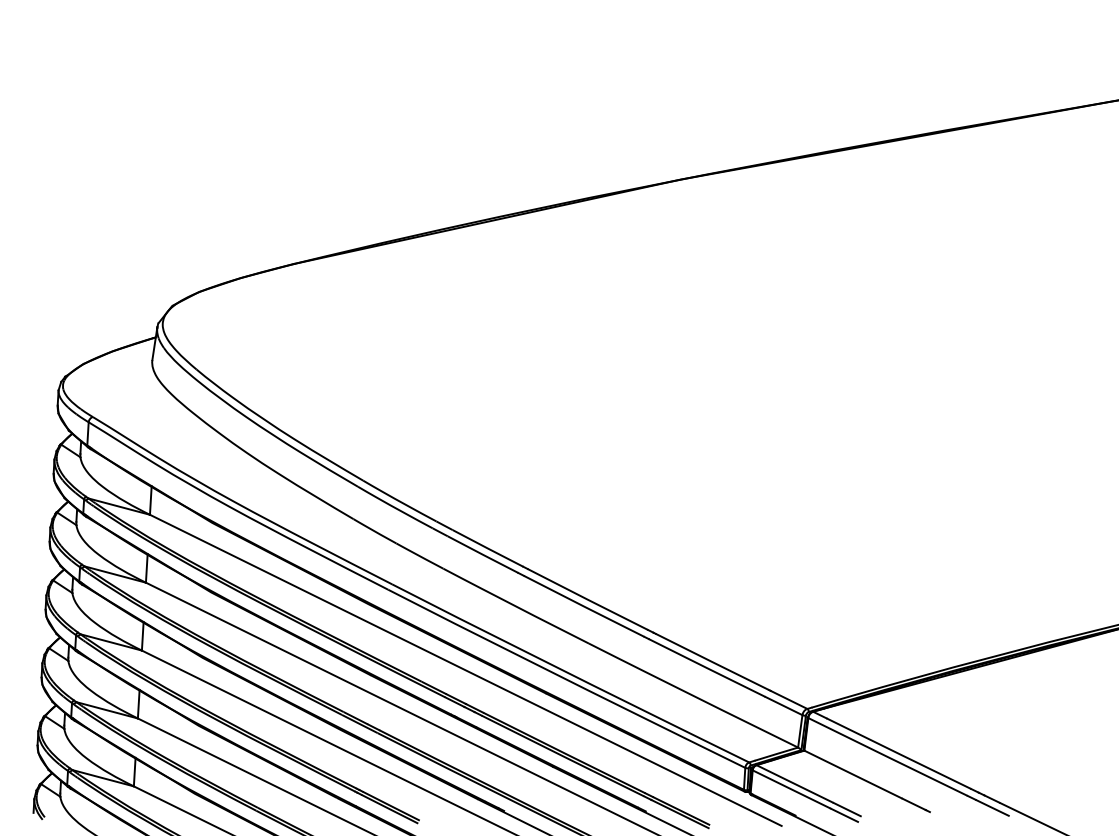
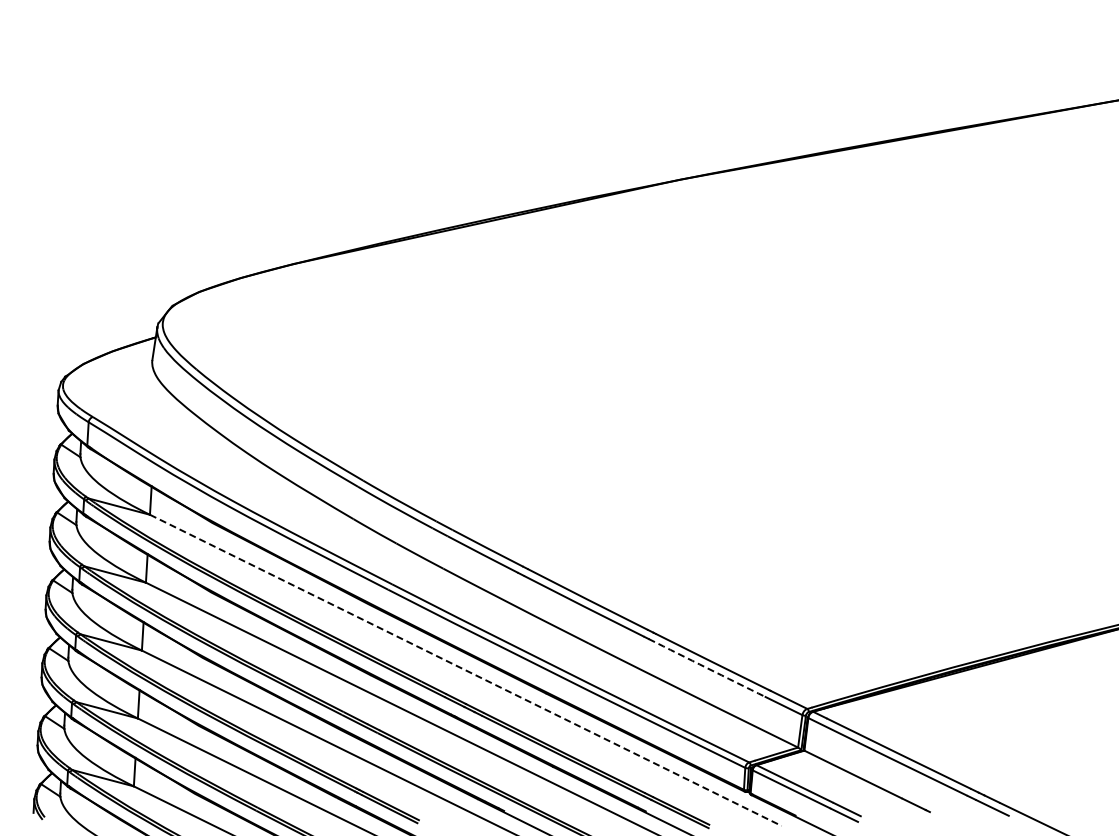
arc: solid -> dashed (707, 668)
line: solid -> dashed (466, 670)
